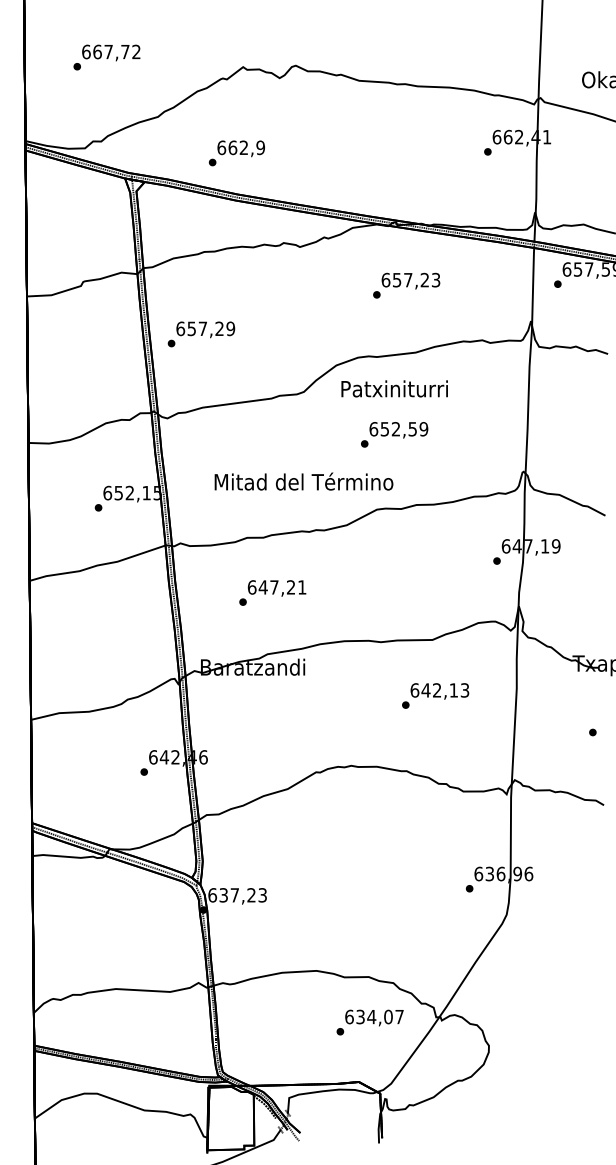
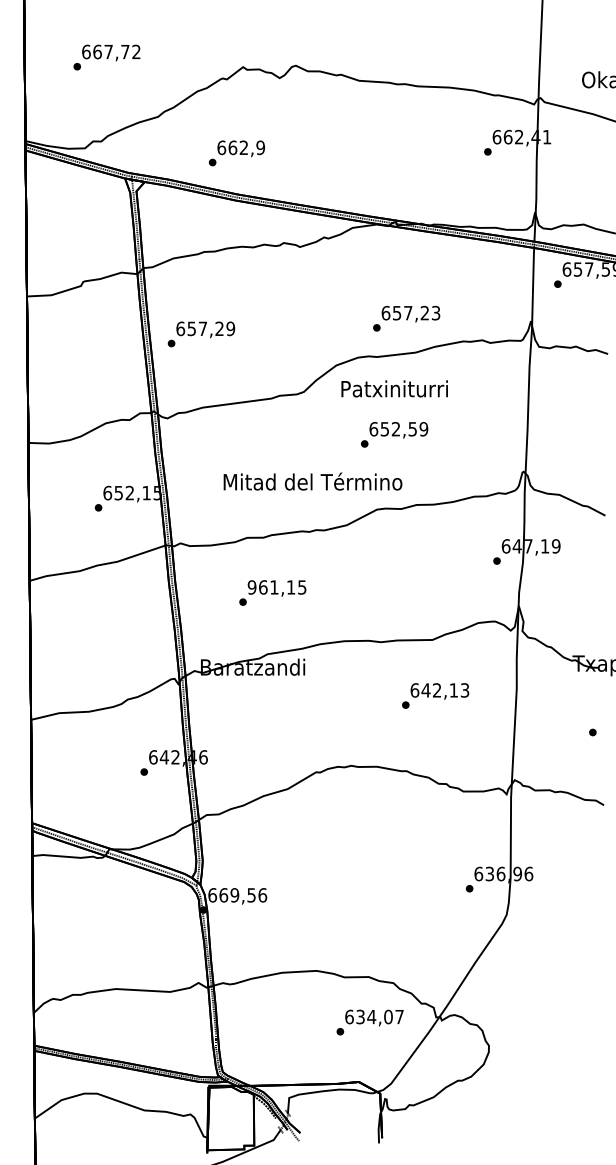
text position: (406, 285) -> (406, 318) (406, 318)
text position: (303, 481) -> (312, 481) (312, 481)
text: 647,21 -> 961,15 (276, 587)
text: 637,23 -> 669,56 (243, 895)
